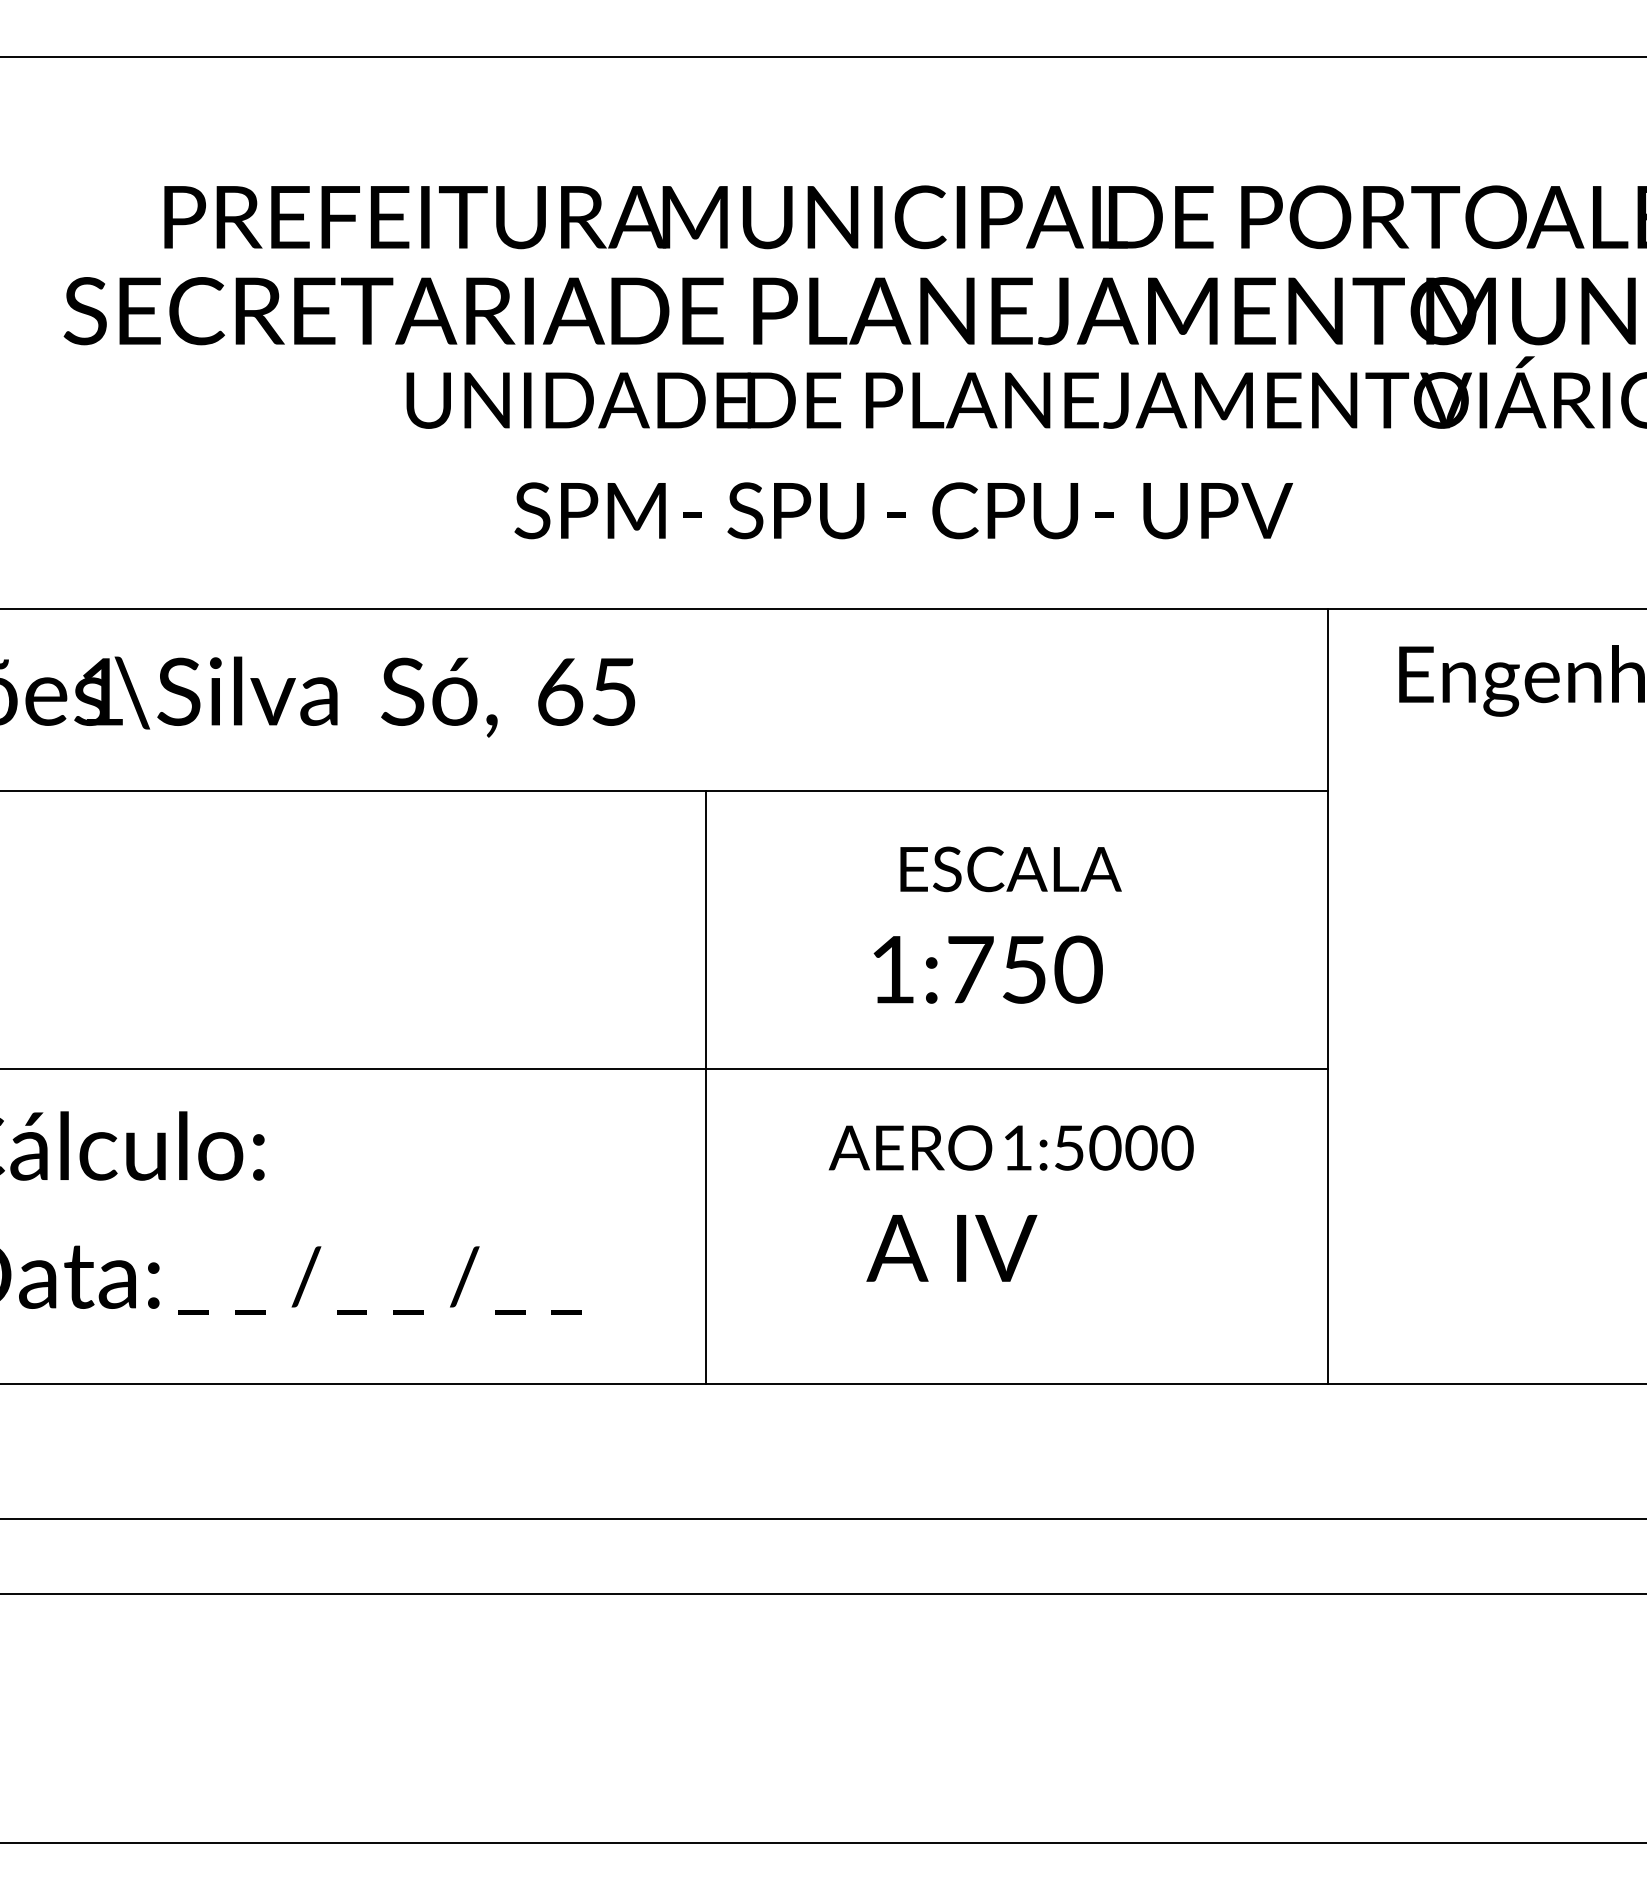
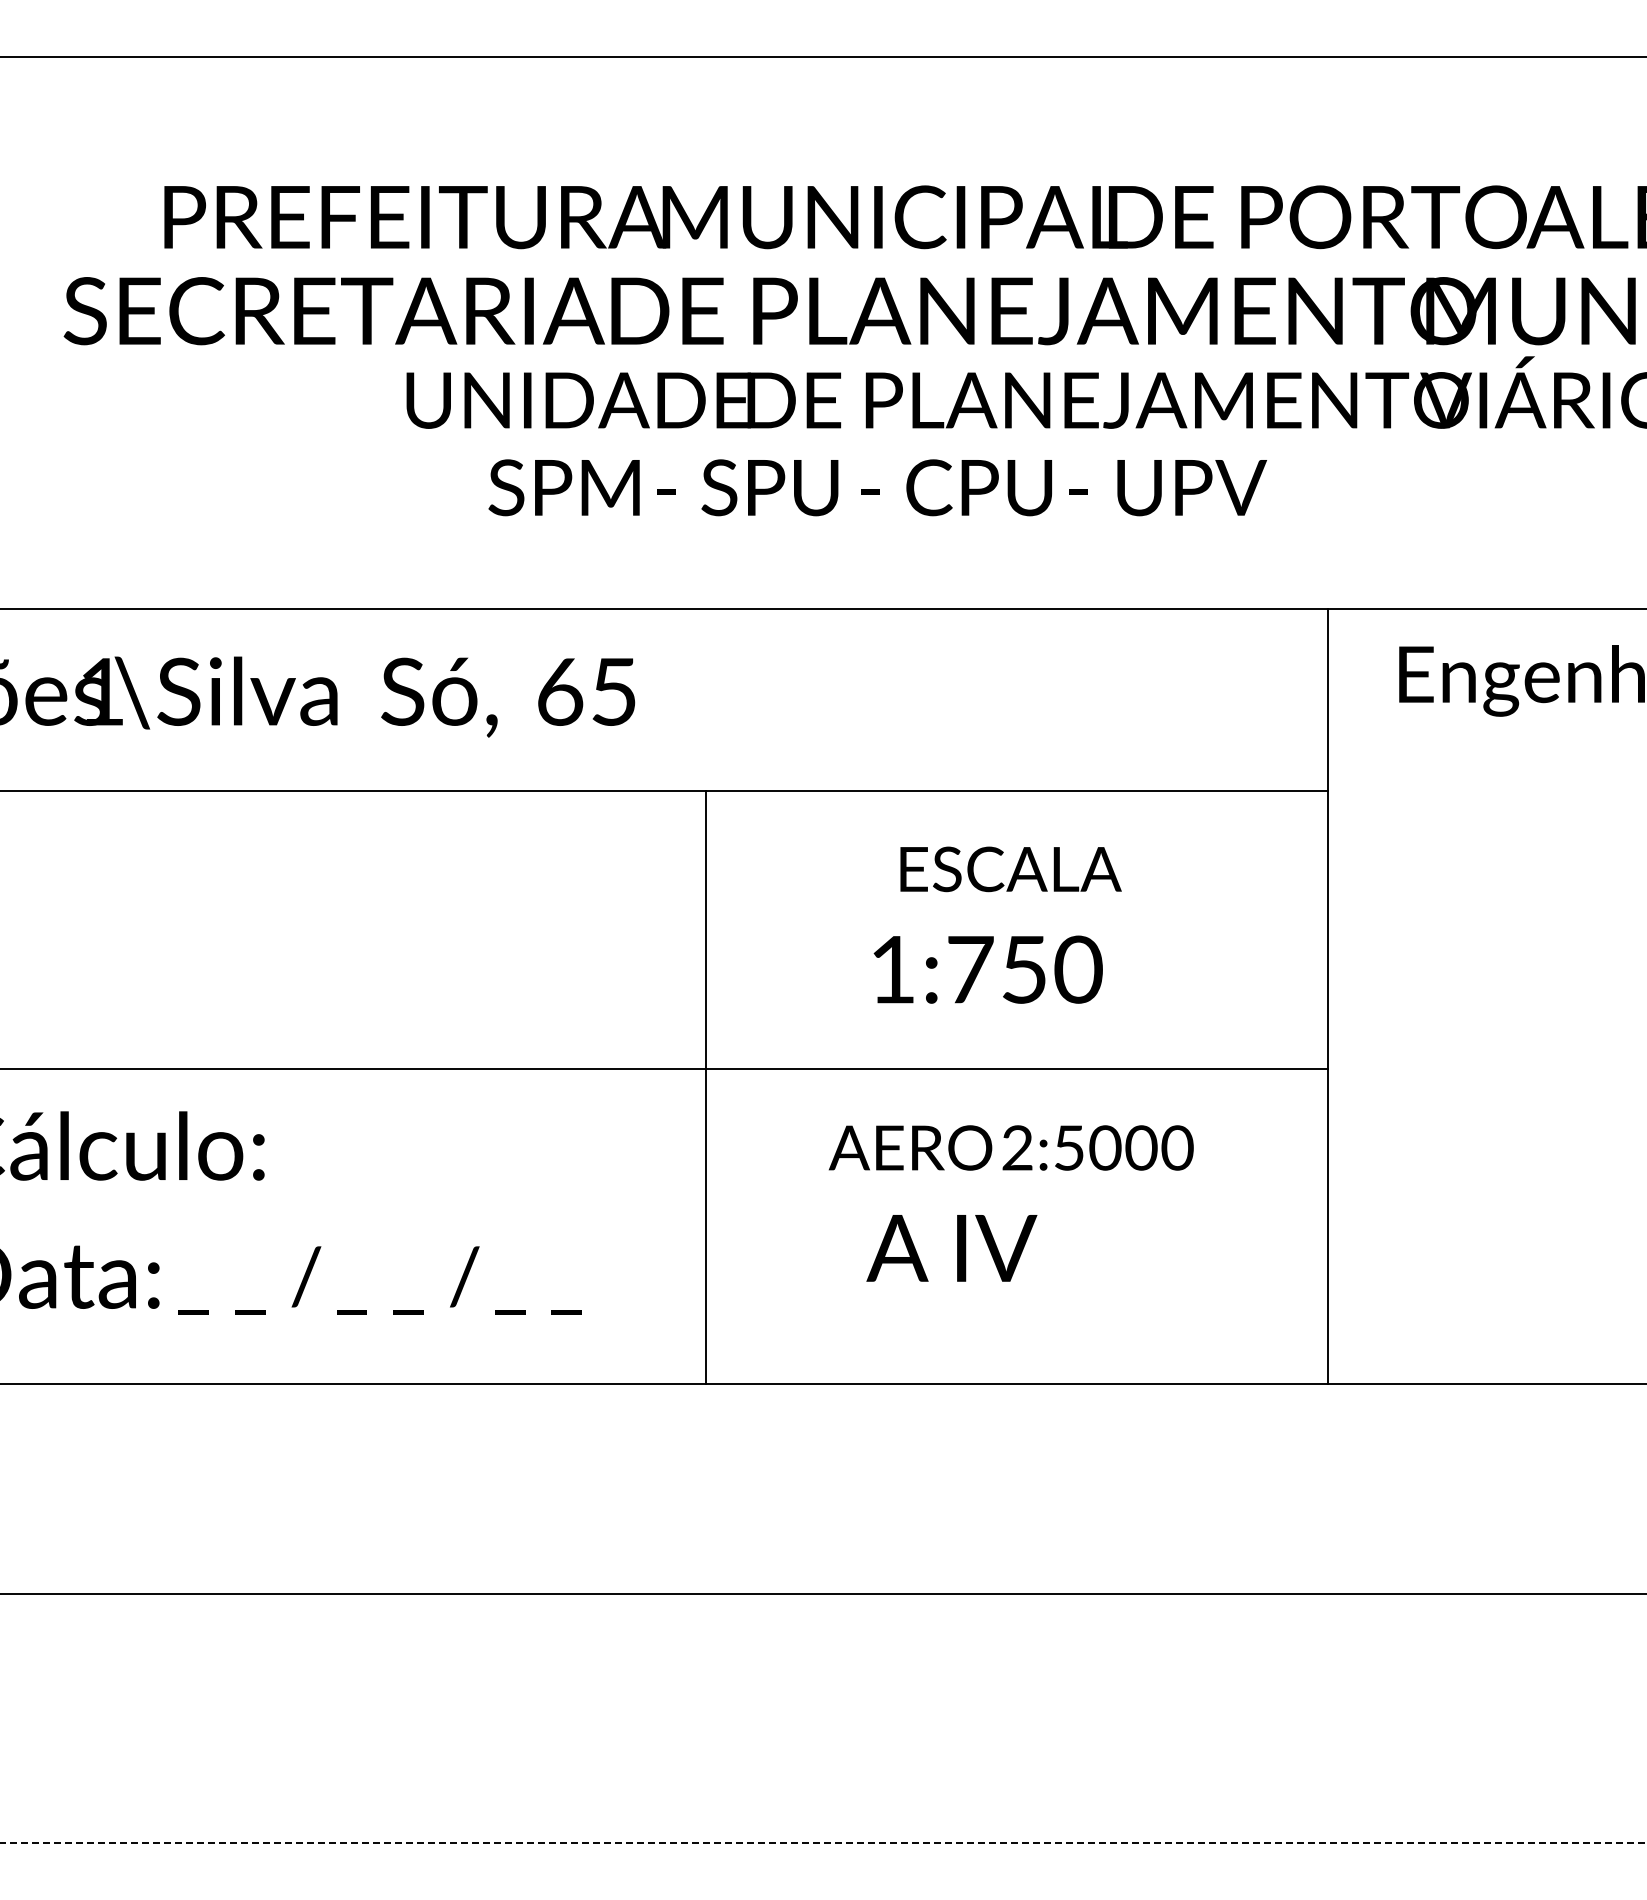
text position: (903, 510) -> (877, 487) (877, 487)
text: 1:5000 -> 2:5000 (1017, 1147)
line: present -> none (822, 1519)
line: solid -> dashed (824, 1843)
